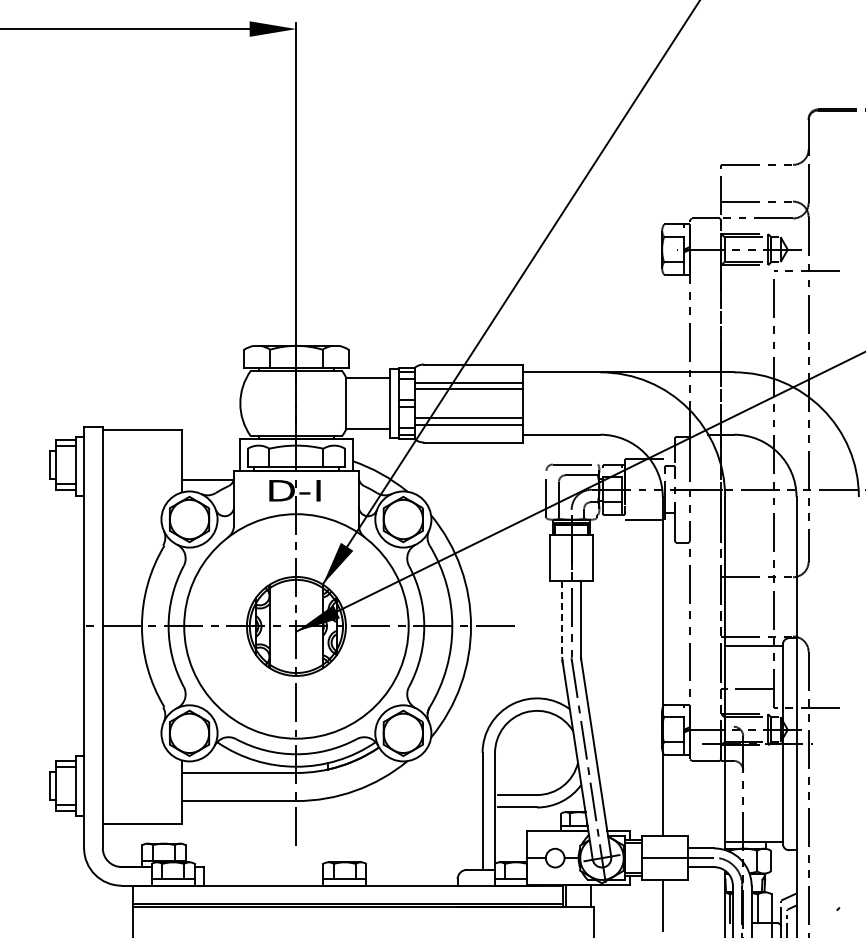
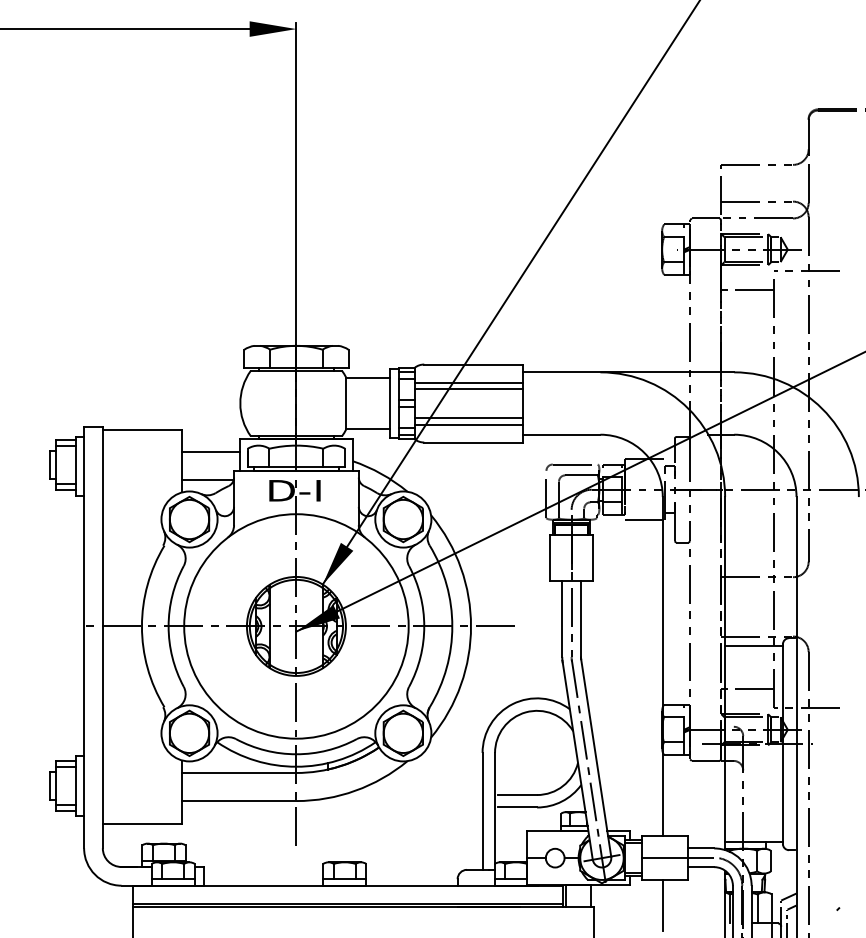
line: none -> present (747, 290)
line: none -> present (211, 451)
line: dashed -> solid (562, 619)
